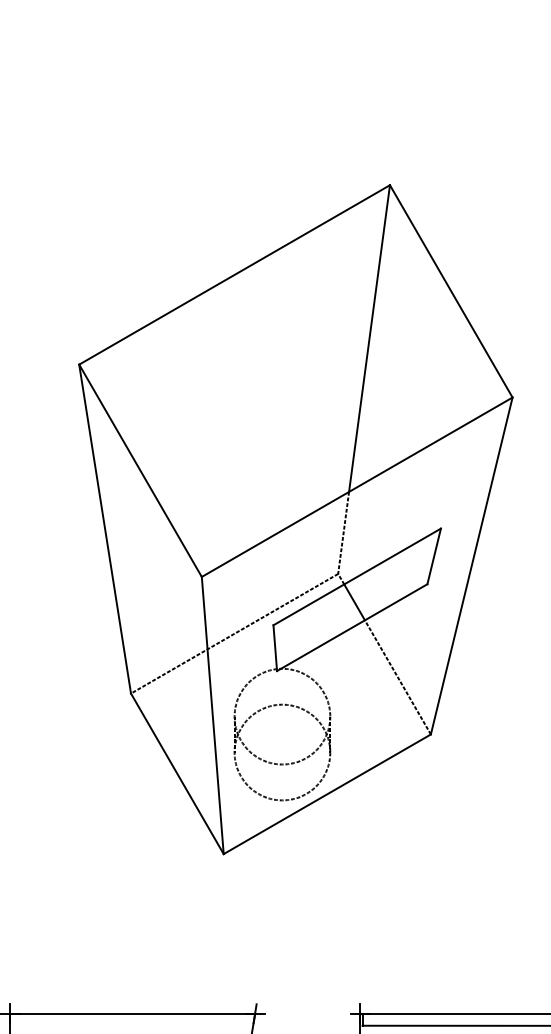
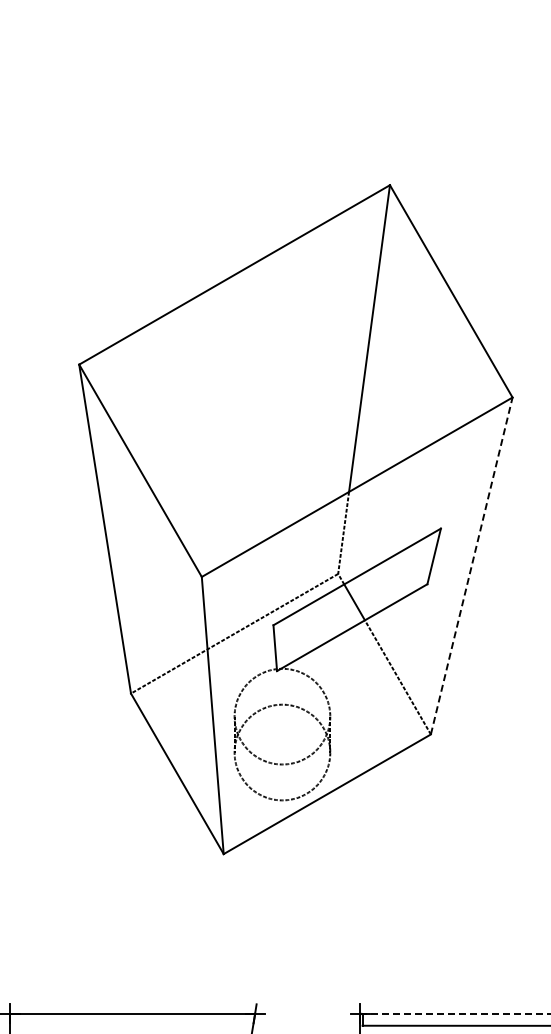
line: solid -> dashed (471, 565)
line: solid -> dashed (455, 1013)
